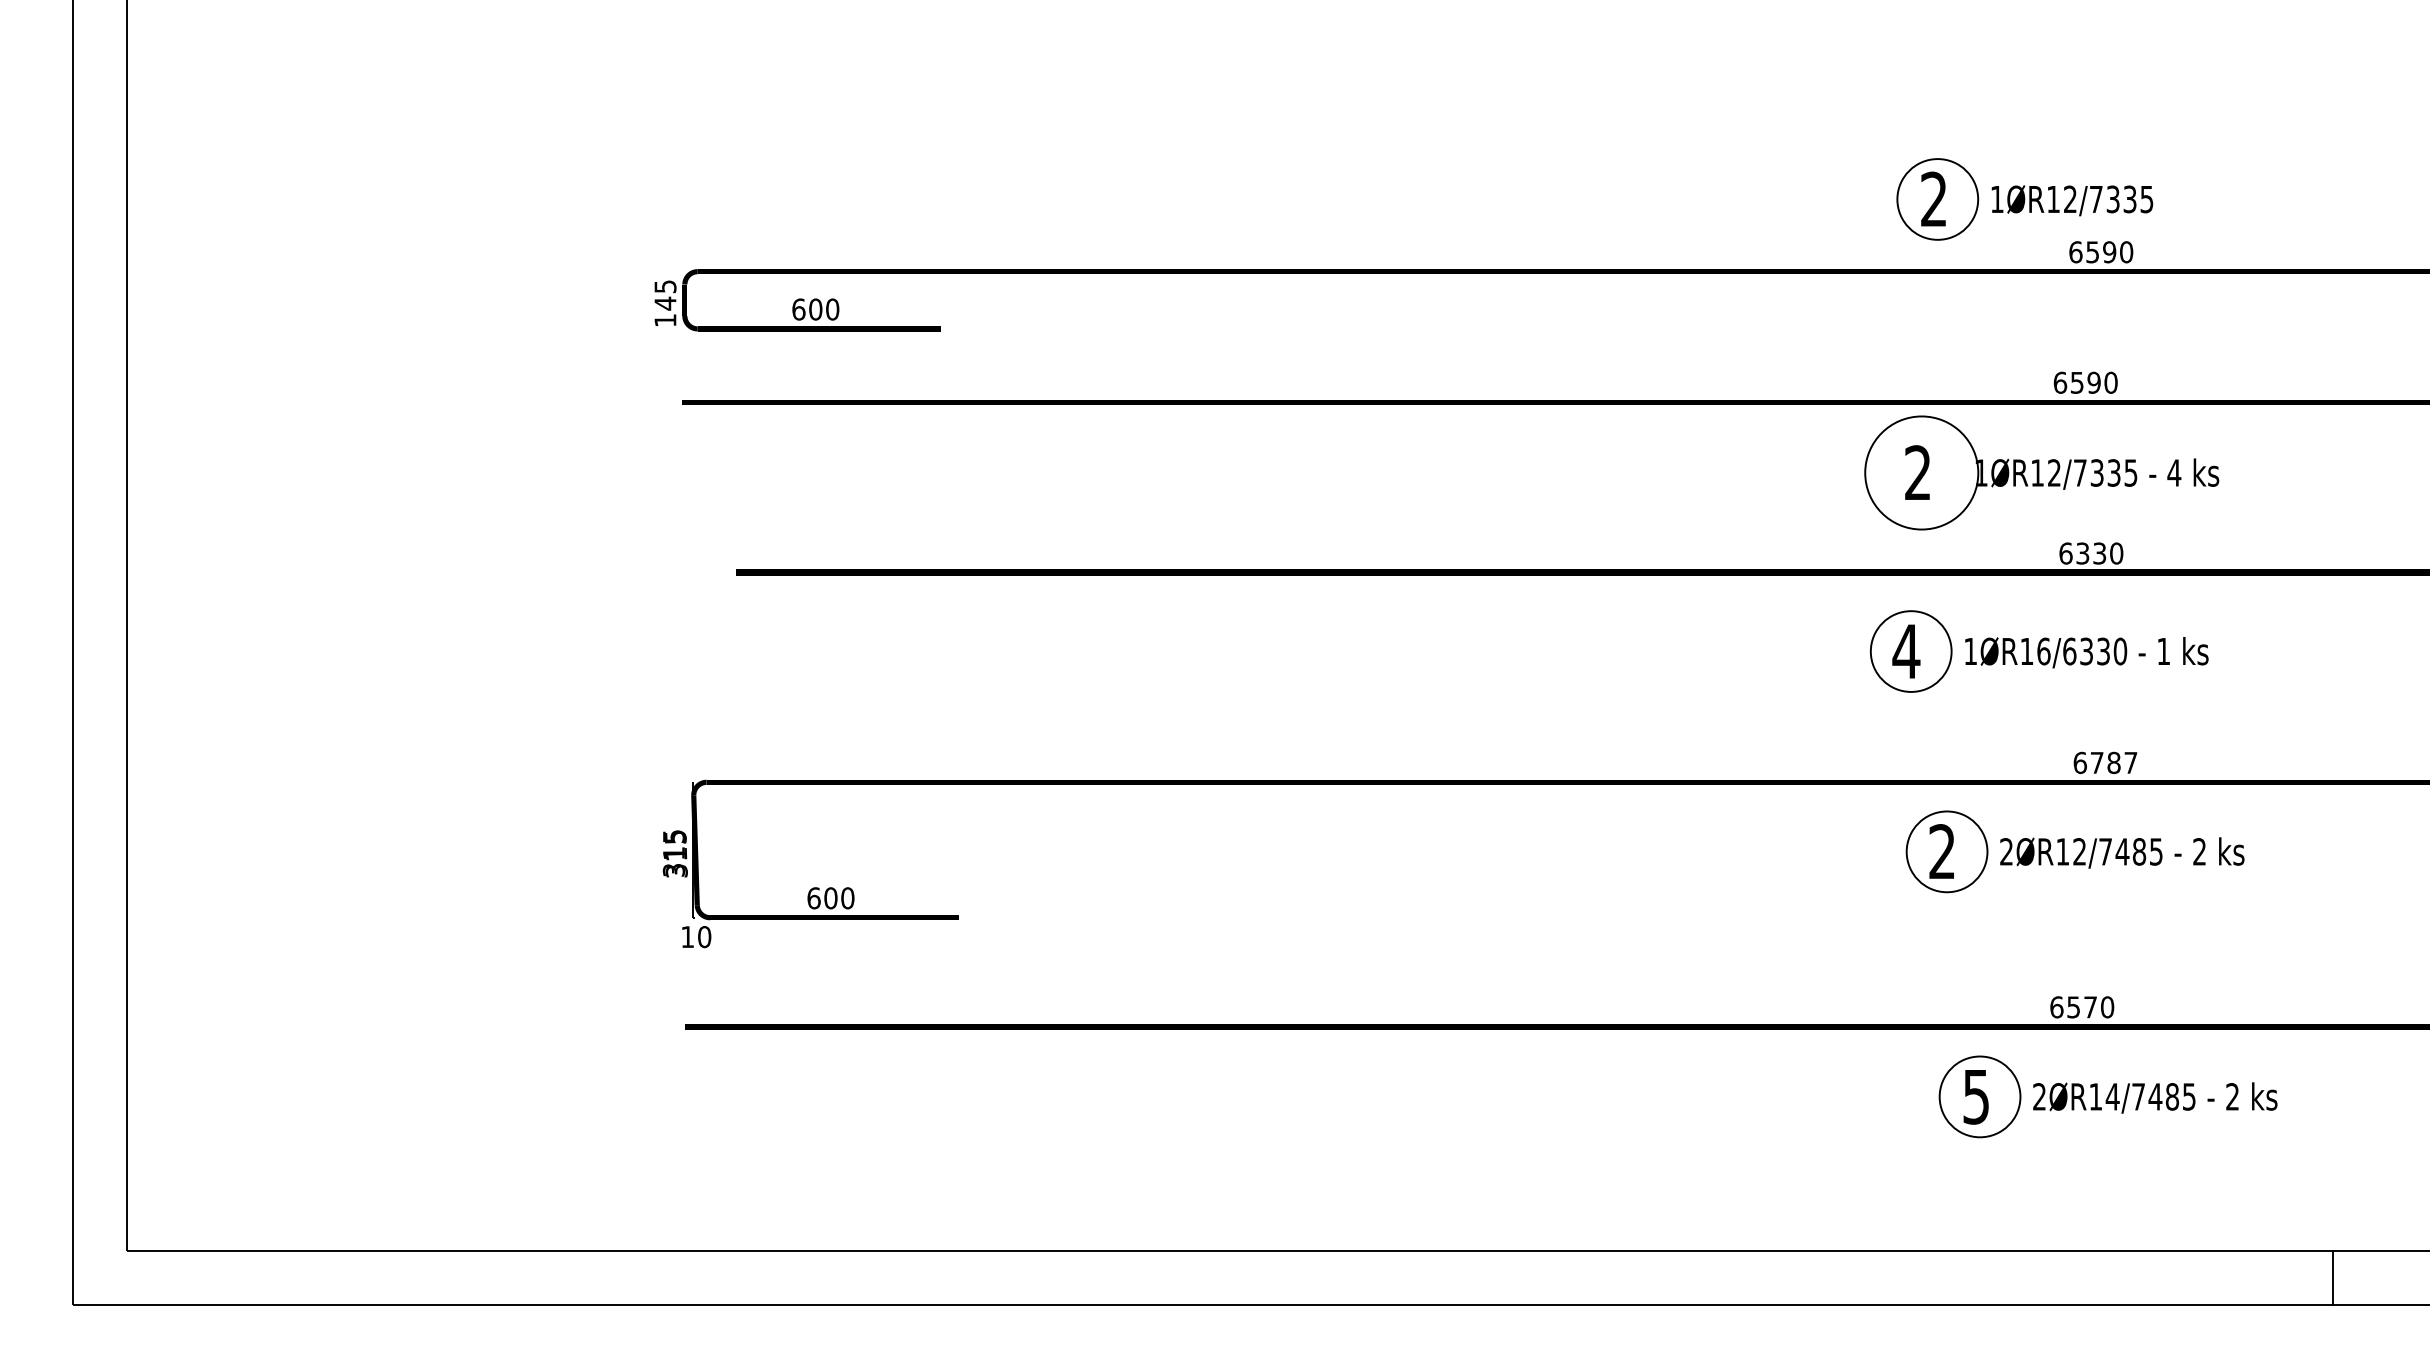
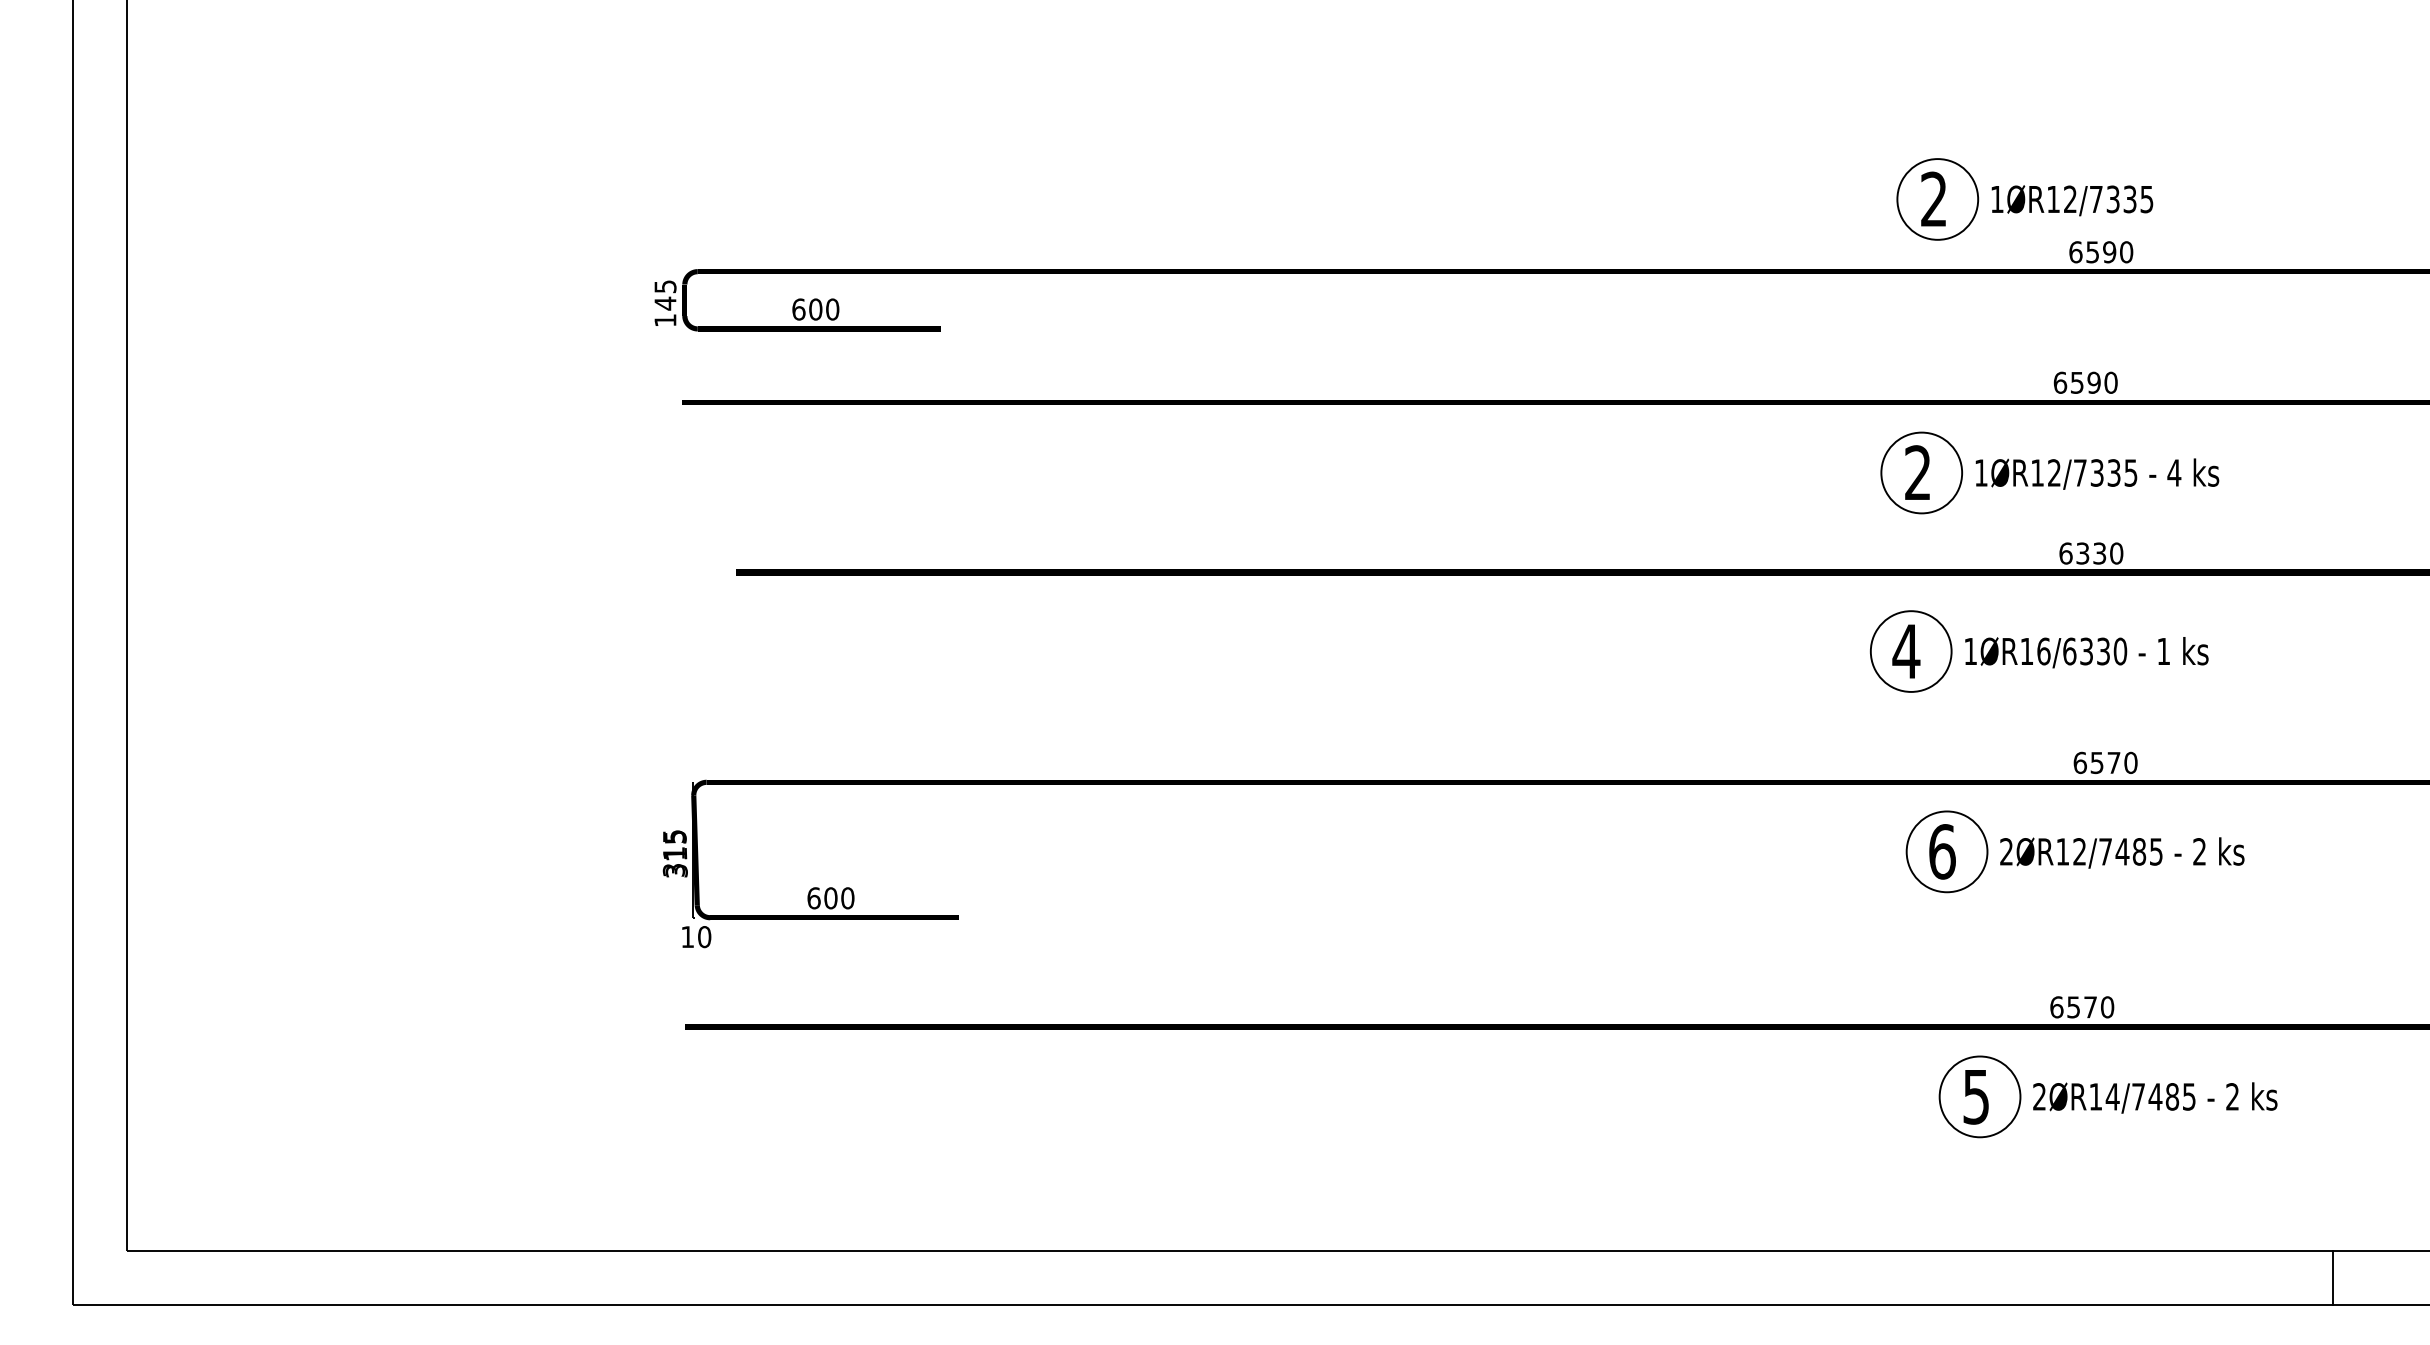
circle diameter: 113 px -> 81 px (1921, 472)
text: 6787 -> 6570 (2113, 762)
text: 2 -> 6 (1942, 851)
